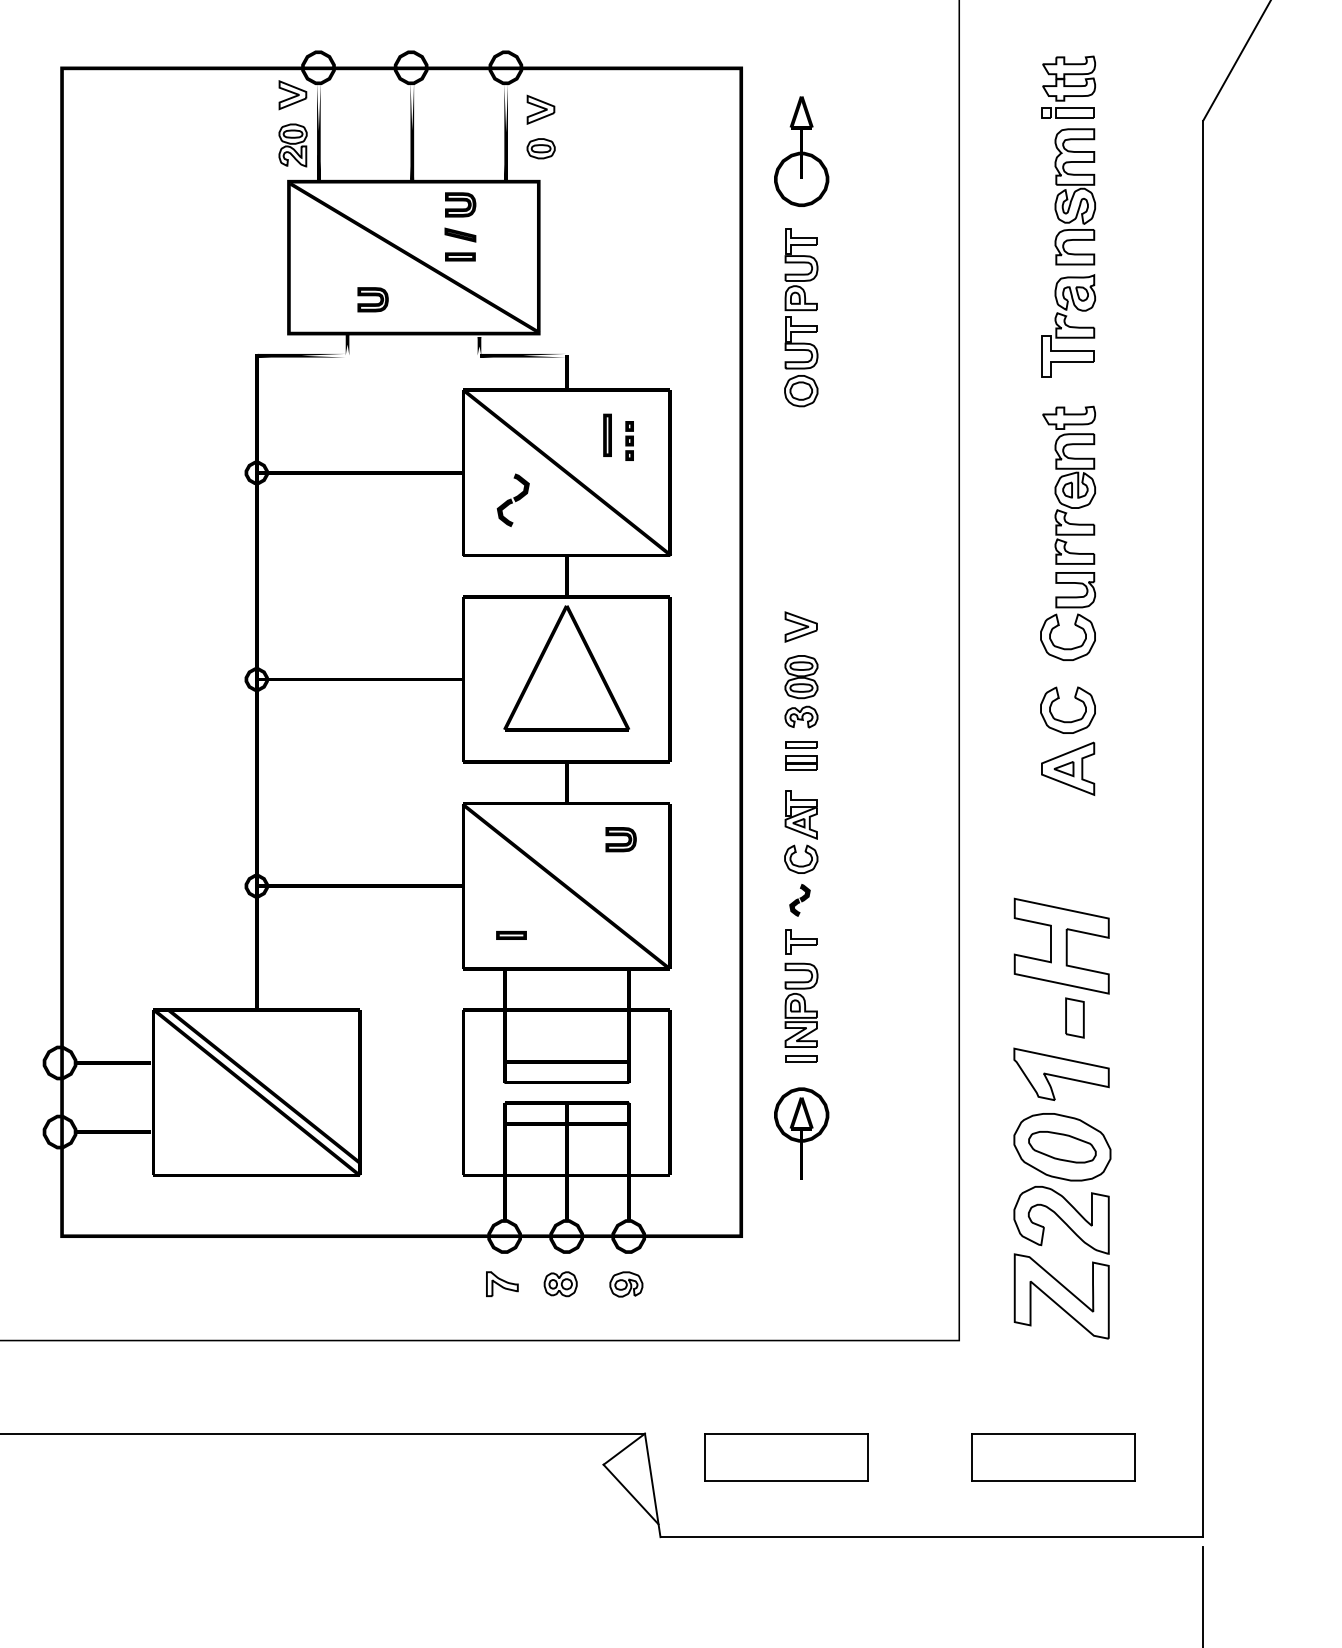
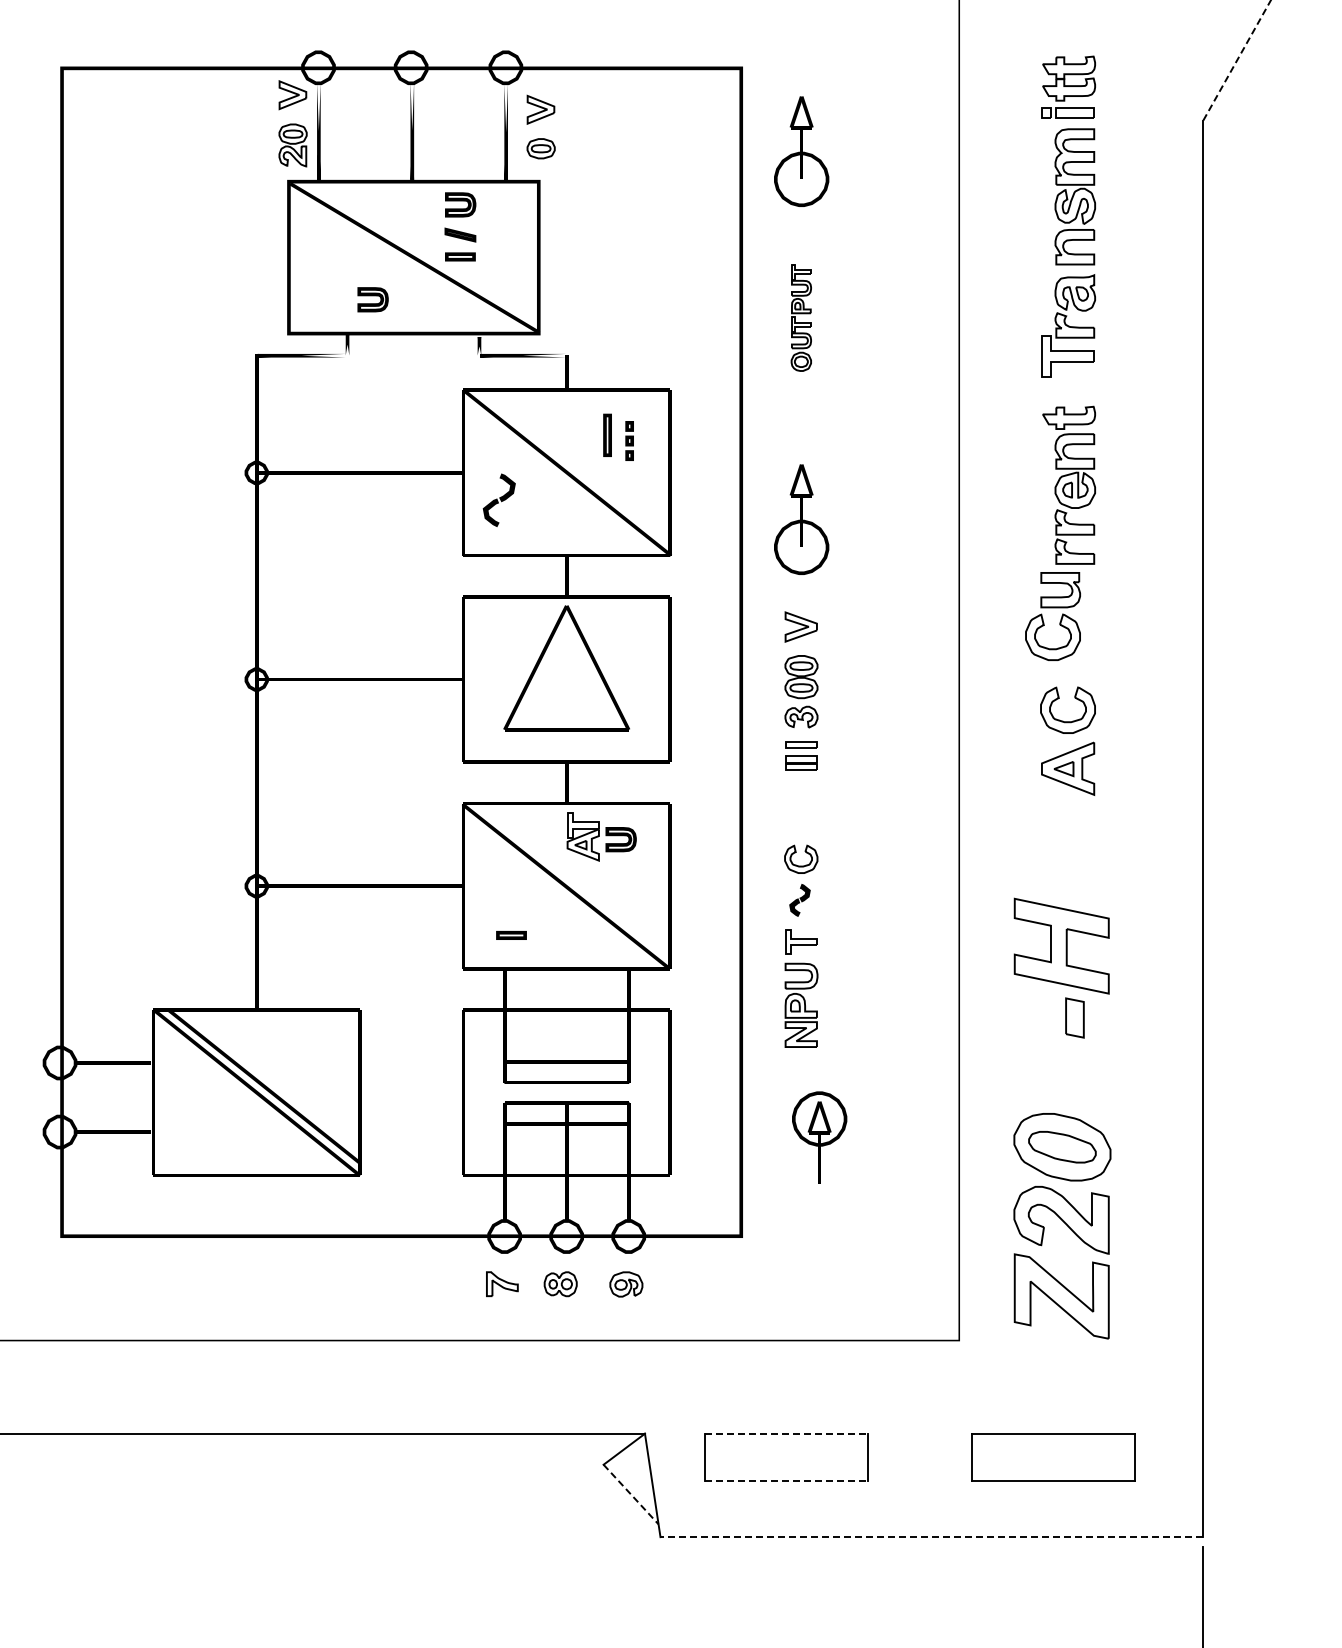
line: solid -> dashed (1237, 60)
part size: 35x180 px -> 22x108 px (800, 317)
part position: (512, 499) -> (498, 499) (498, 499)
part: none -> present (801, 519)
part position: (1067, 608) -> (1052, 608) (1052, 608)
part position: (800, 814) -> (582, 836) (582, 836)
part: present -> none (801, 1058)
part: present -> none (1061, 1073)
part position: (801, 1133) -> (819, 1137) (819, 1137)
line: solid -> dashed (786, 1433)
line: solid -> dashed (786, 1481)
line: solid -> dashed (631, 1494)
line: solid -> dashed (931, 1537)
